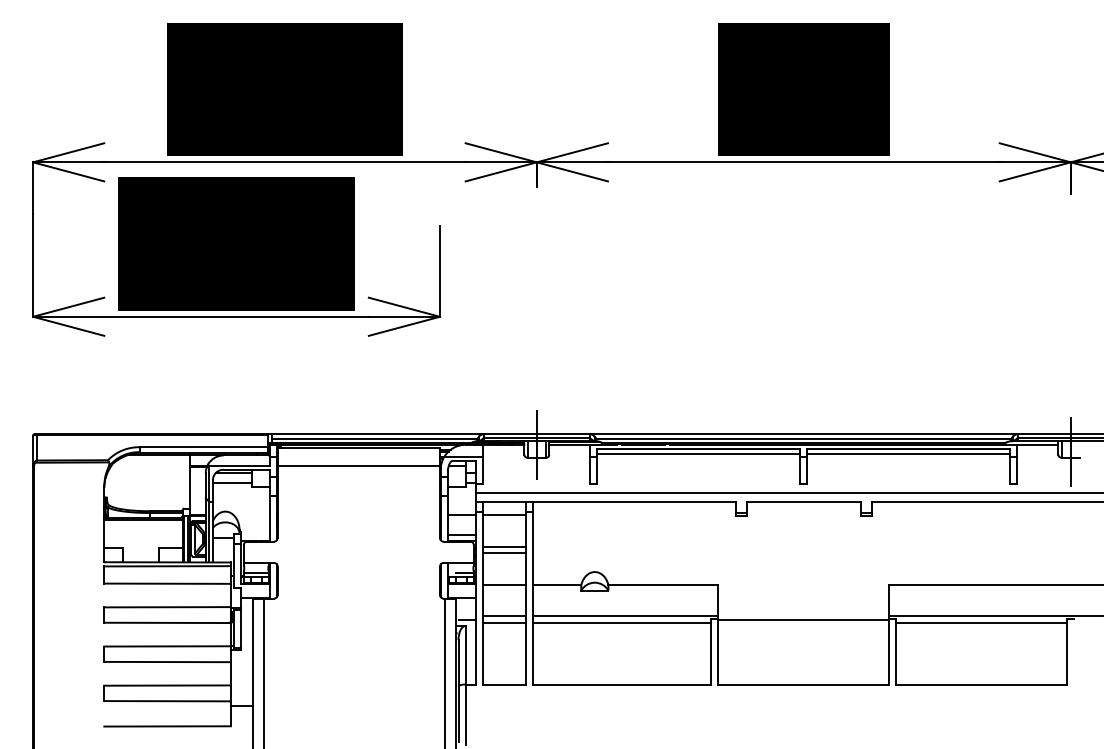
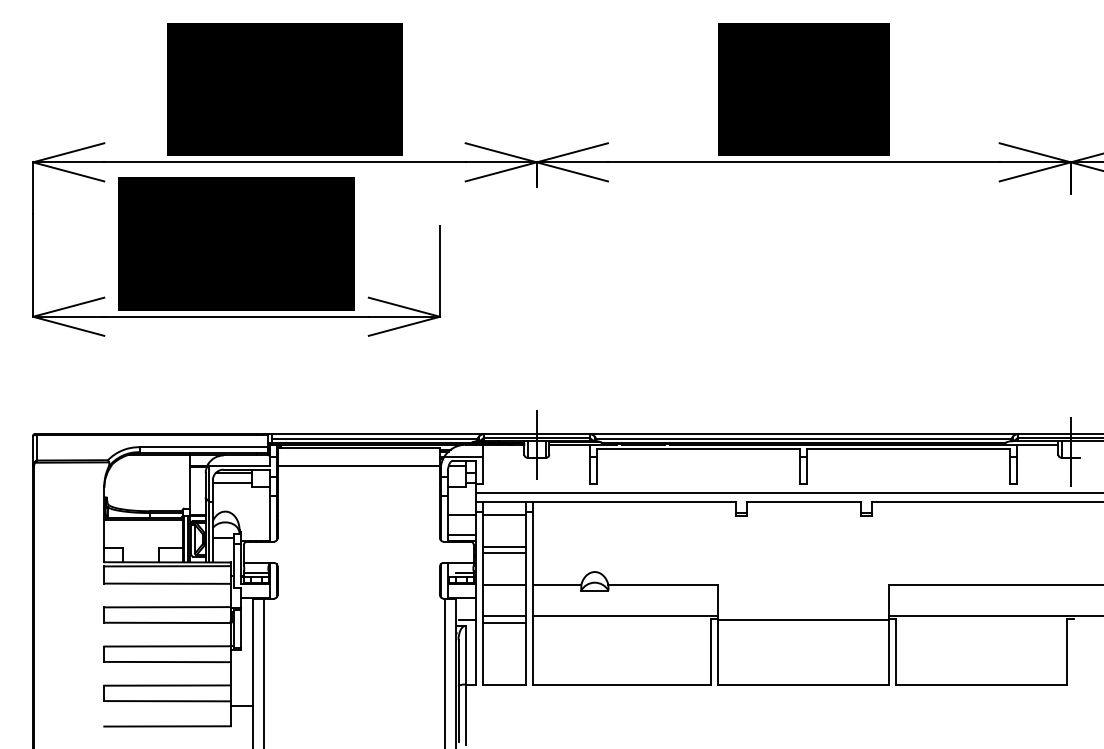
line: present -> none (698, 453)
line: present -> none (908, 453)
line: present -> none (622, 622)
line: present -> none (981, 622)
